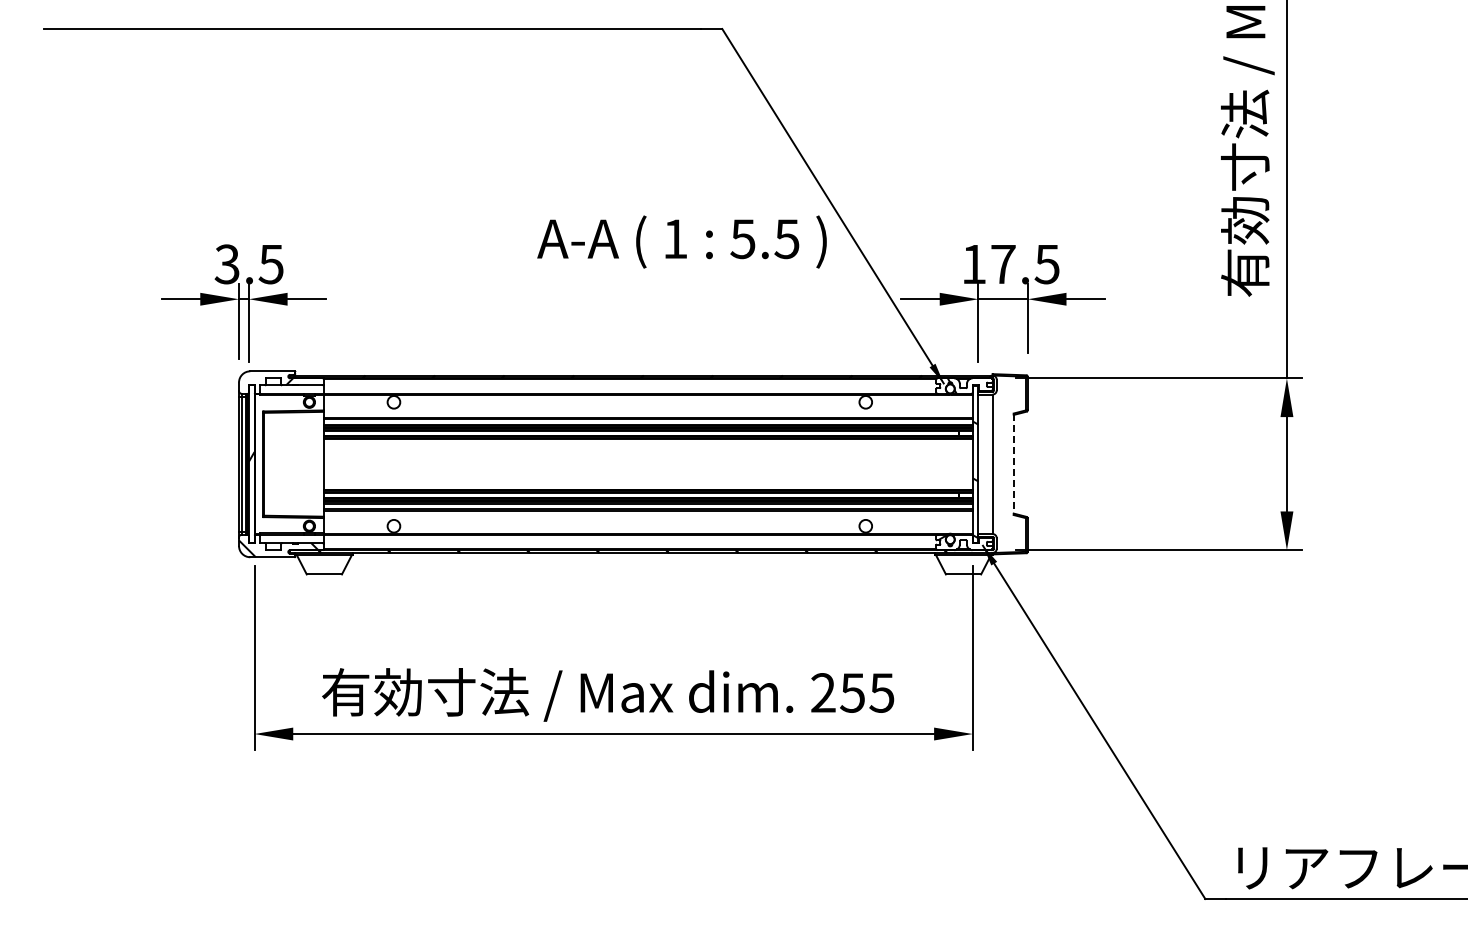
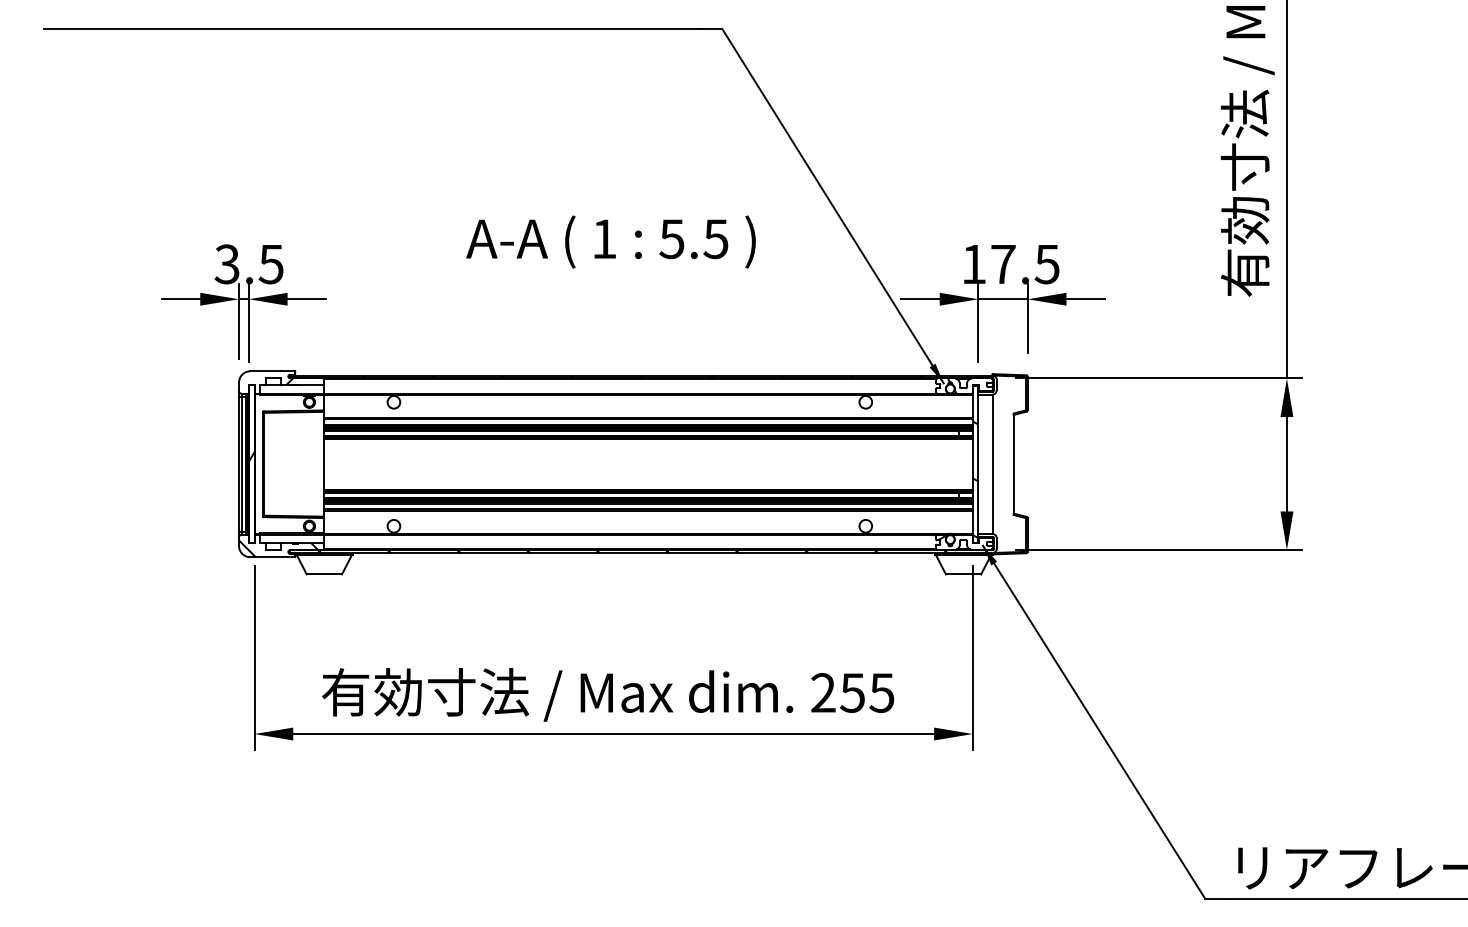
text position: (681, 241) -> (610, 241) (610, 241)
line: dashed -> solid (1013, 464)
